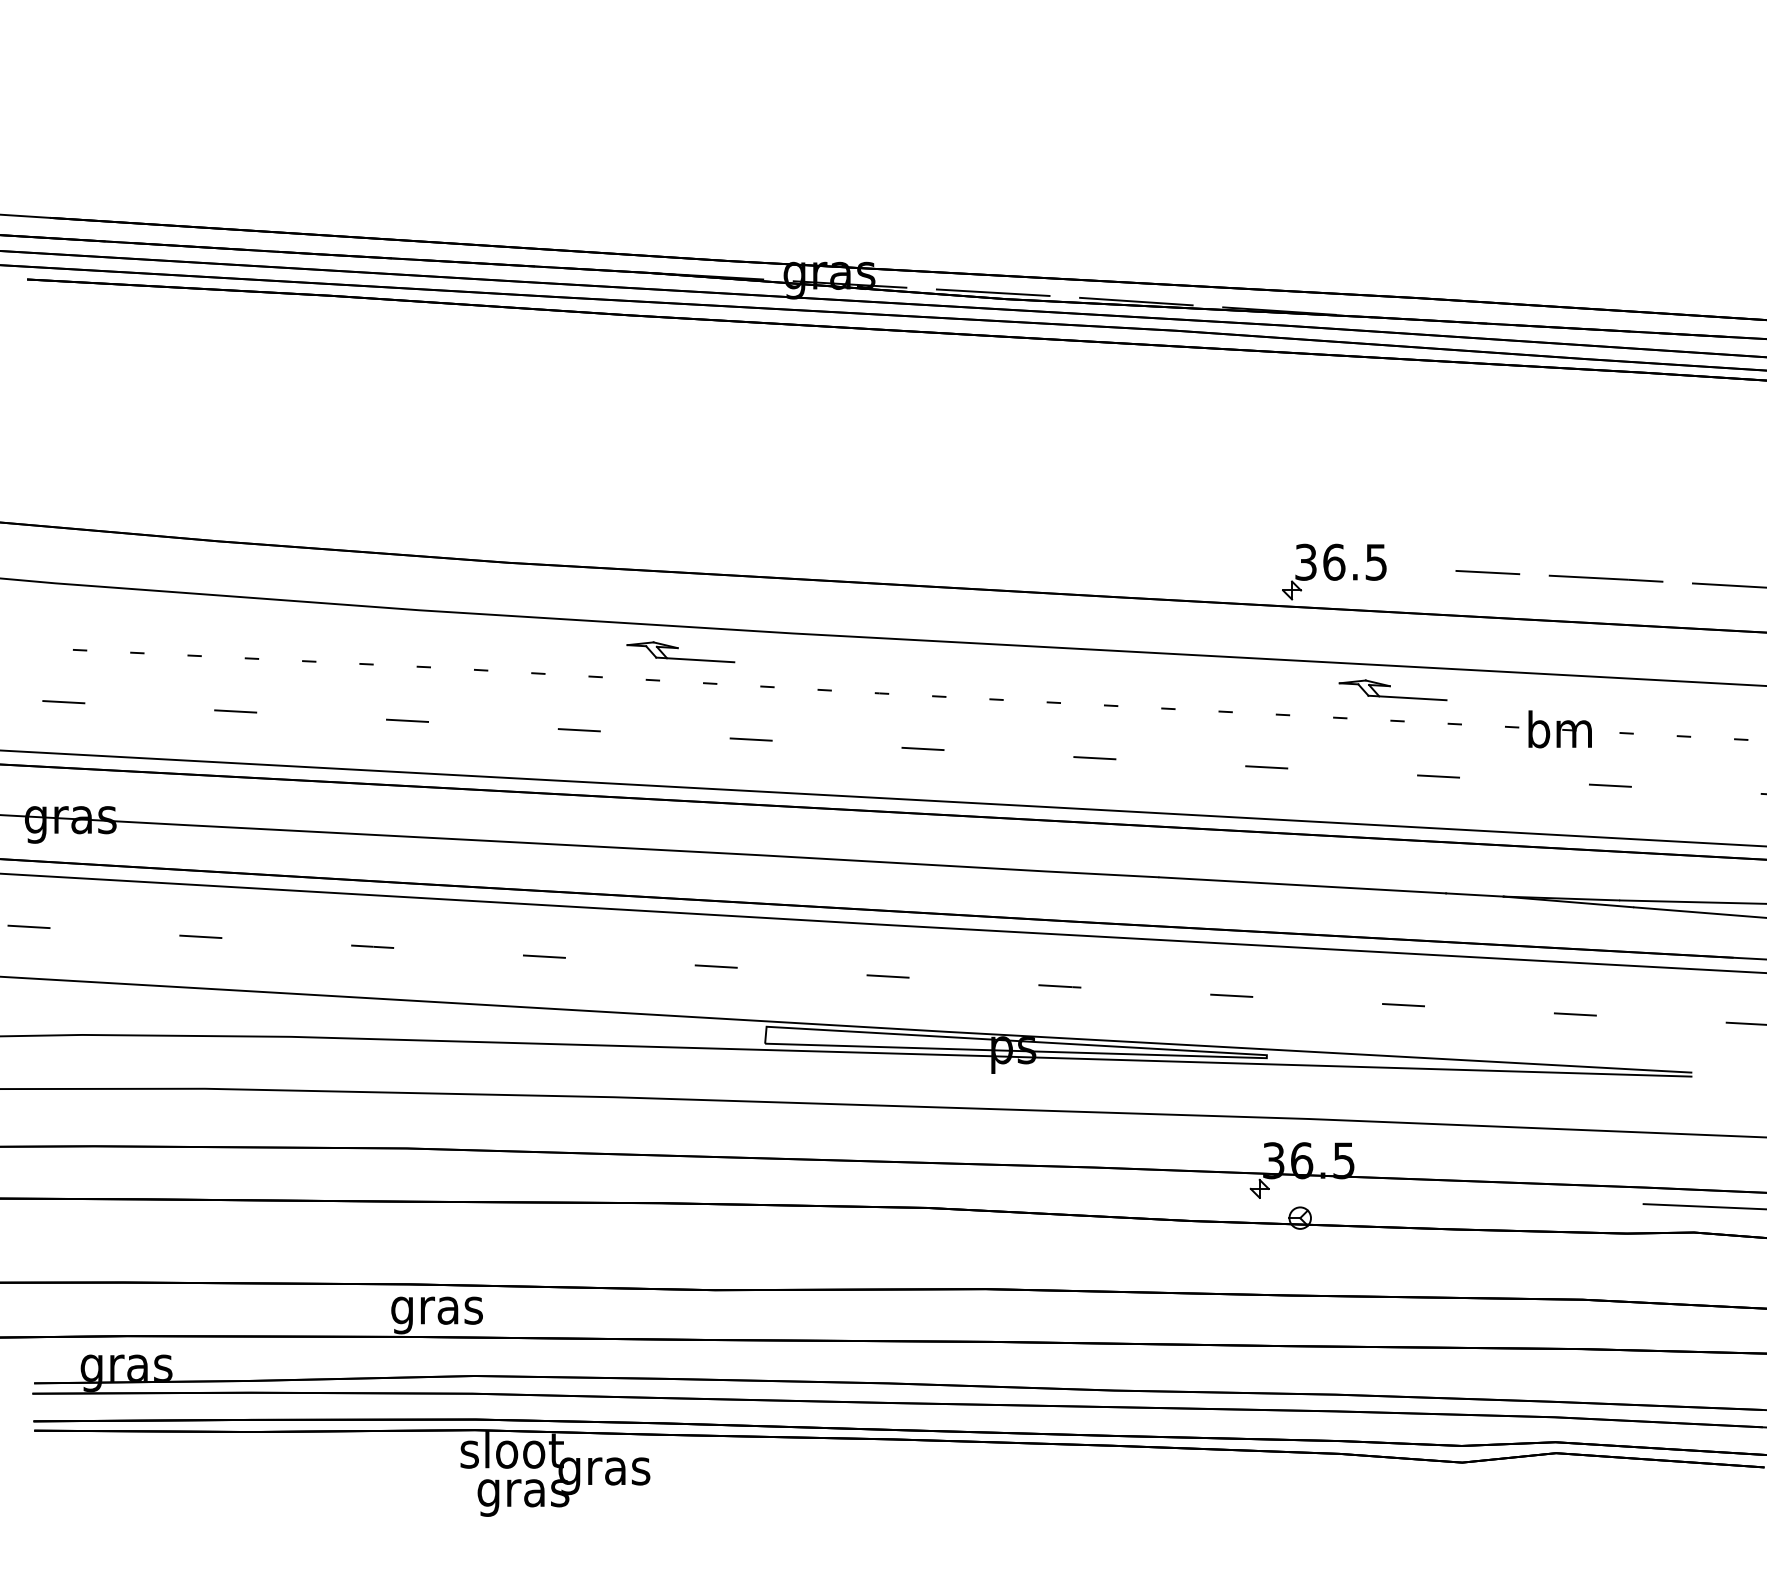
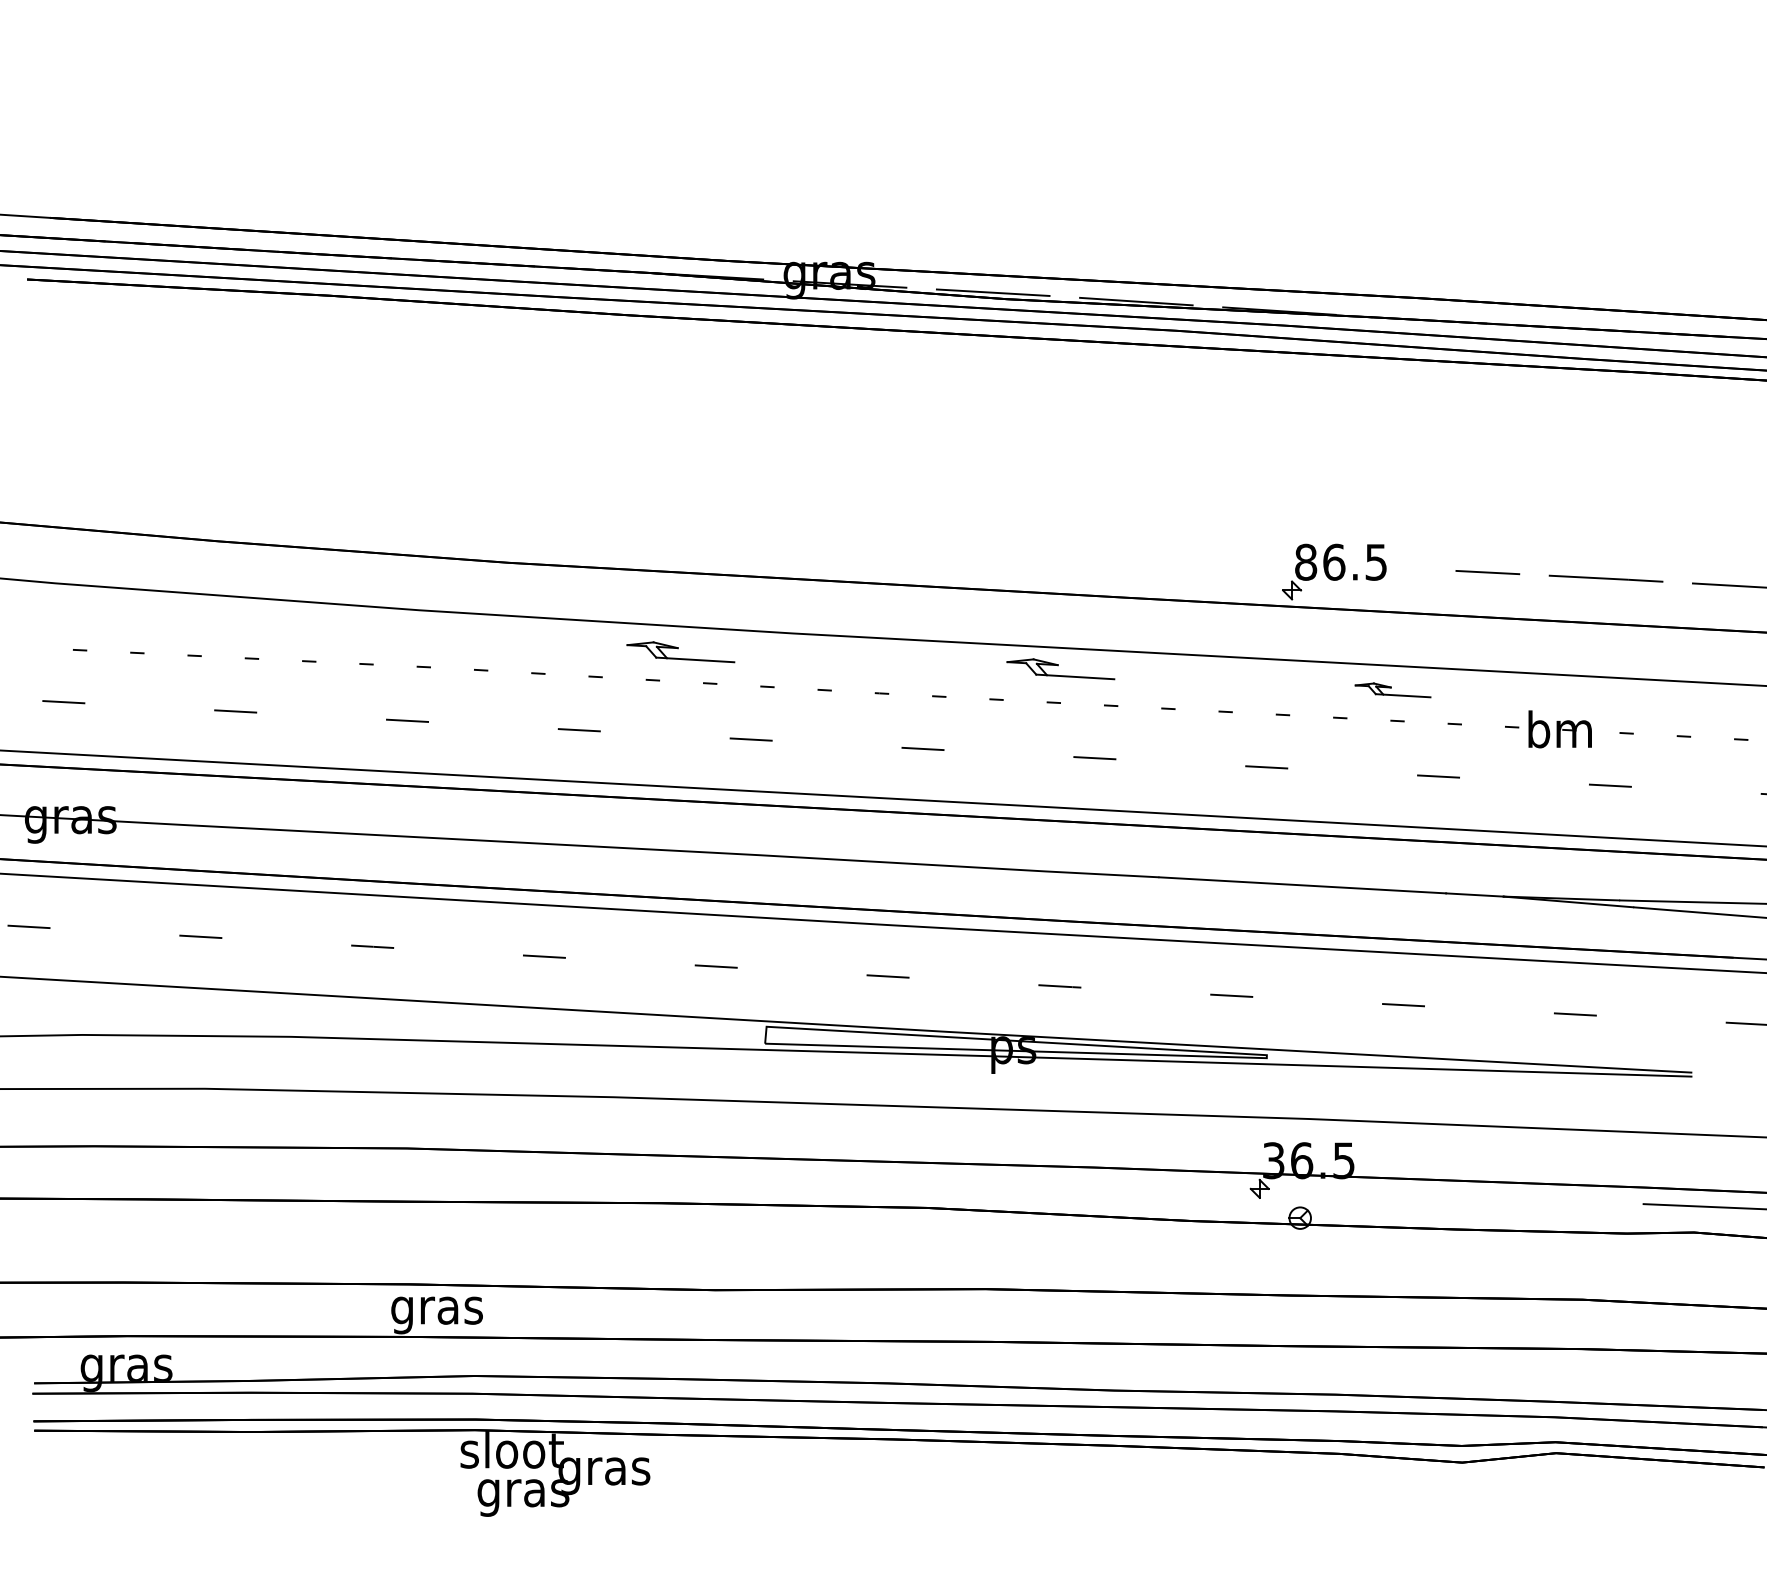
text: 36.5 -> 86.5 (1306, 561)
part: none -> present (1060, 669)
part size: 110x23 px -> 78x17 px (1392, 690)
